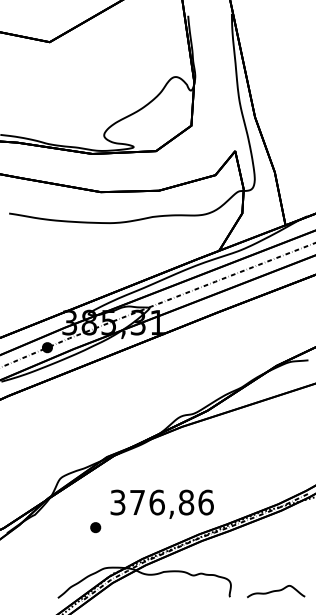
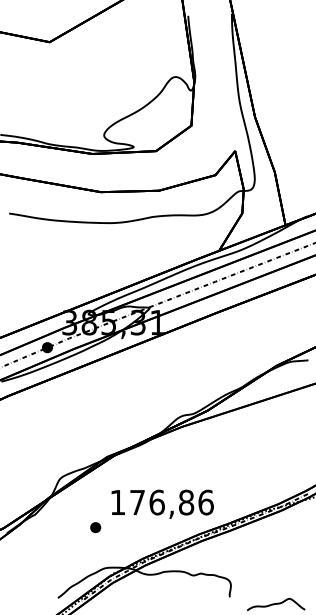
text: 376,86 -> 176,86 (117, 502)
curve position: (276, 591) -> (276, 604) (276, 604)
